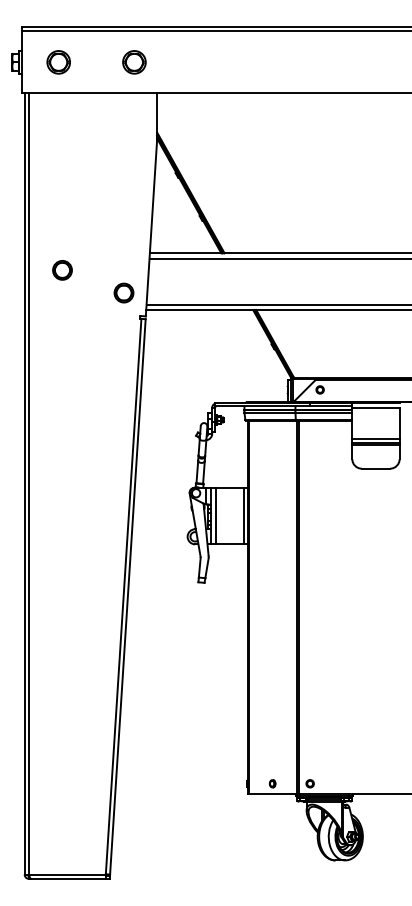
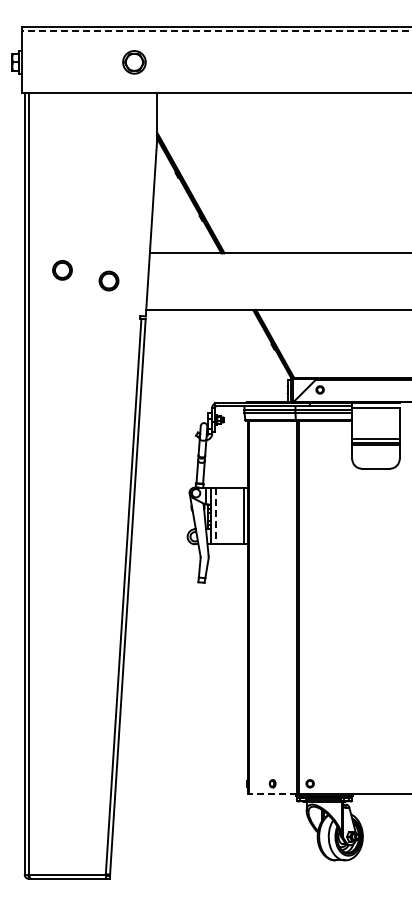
line: solid -> dashed (216, 31)
part: present -> none (58, 62)
line: present -> none (278, 258)
part position: (123, 292) -> (108, 280) (108, 280)
line: present -> none (277, 304)
line: solid -> dashed (215, 516)
line: solid -> dashed (272, 794)
